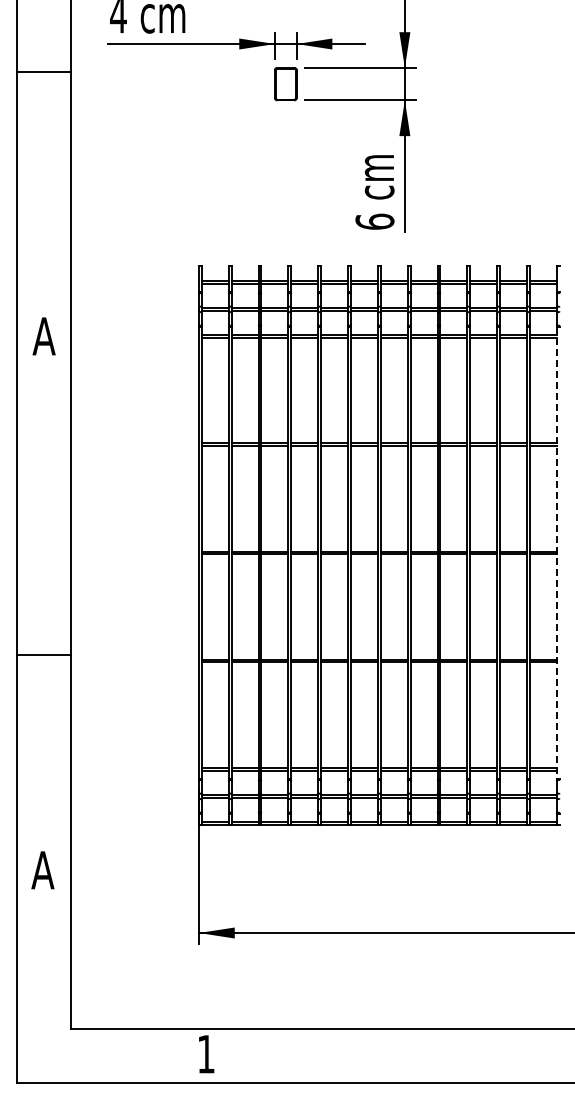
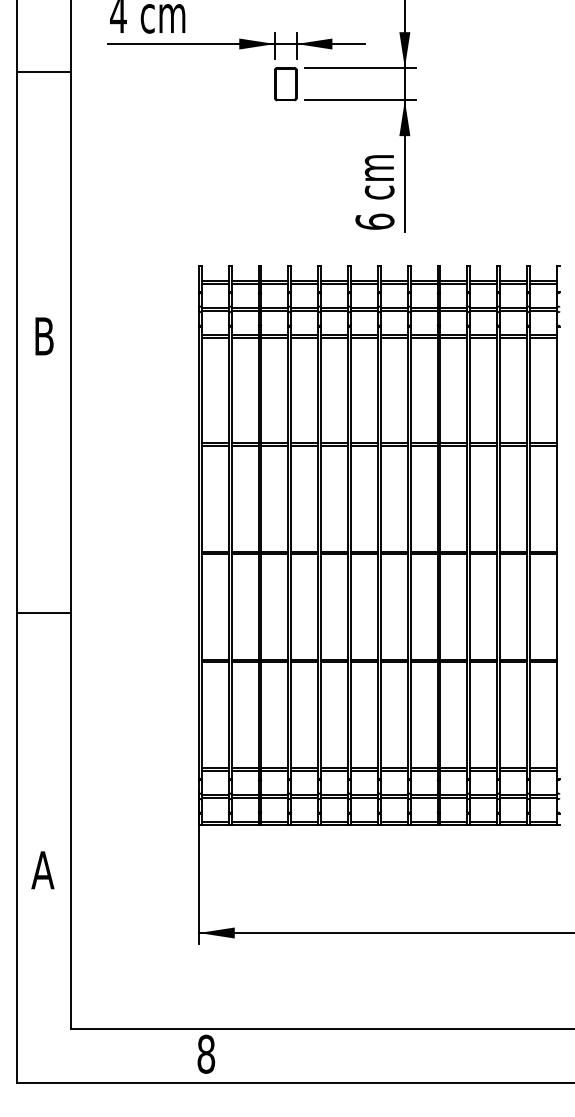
text: A -> B (43, 336)
line: dashed -> solid (556, 553)
line position: (44, 654) -> (44, 612) (44, 612)
text: 1 -> 8 (206, 1053)
